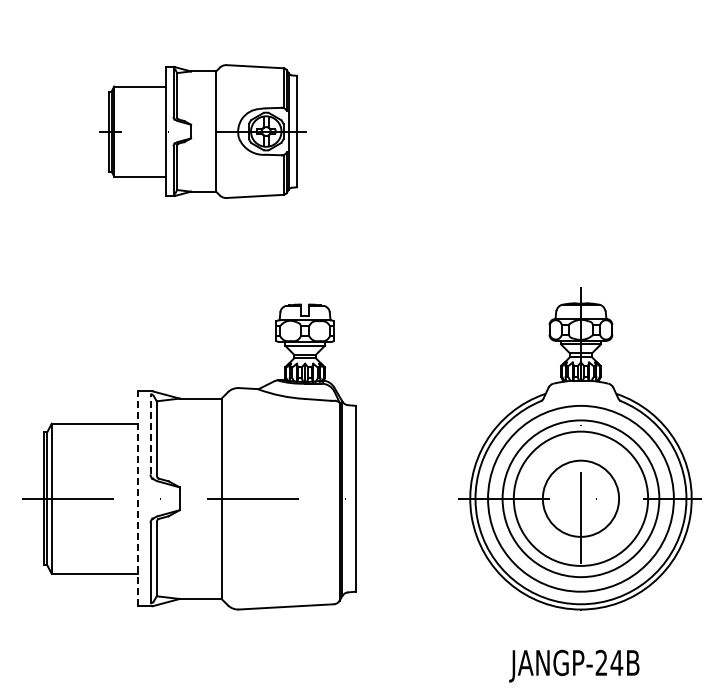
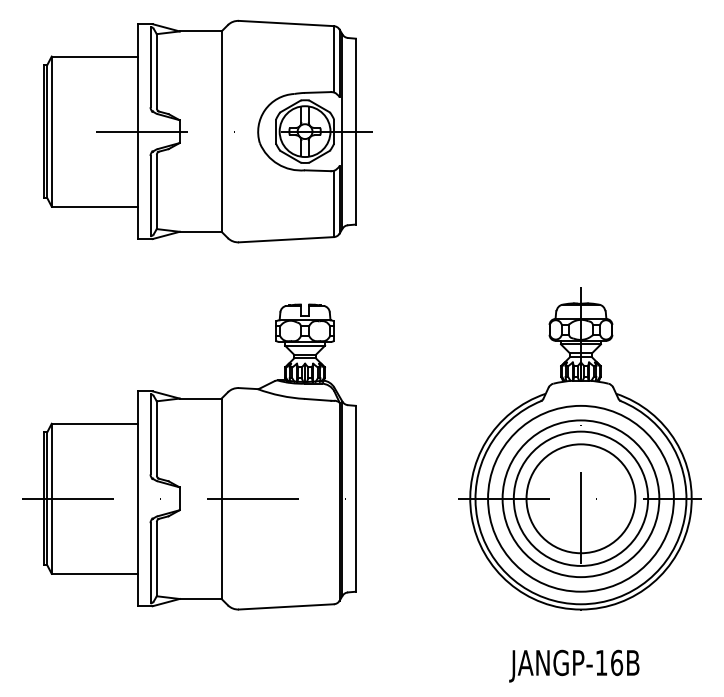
part size: 204x135 px -> 330x225 px (207, 131)
line: dashed -> solid (150, 433)
line: dashed -> solid (138, 498)
circle diameter: 76 px -> 109 px (580, 498)
text: JANGP-24B -> JANGP-16B (609, 662)
